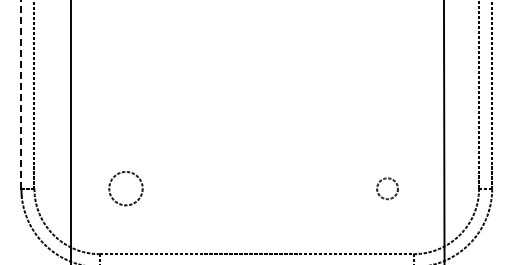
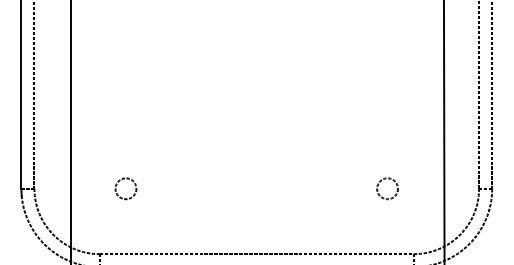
line: dashed -> solid (21, 94)
circle size: 36x36 px -> 24x24 px (125, 188)
